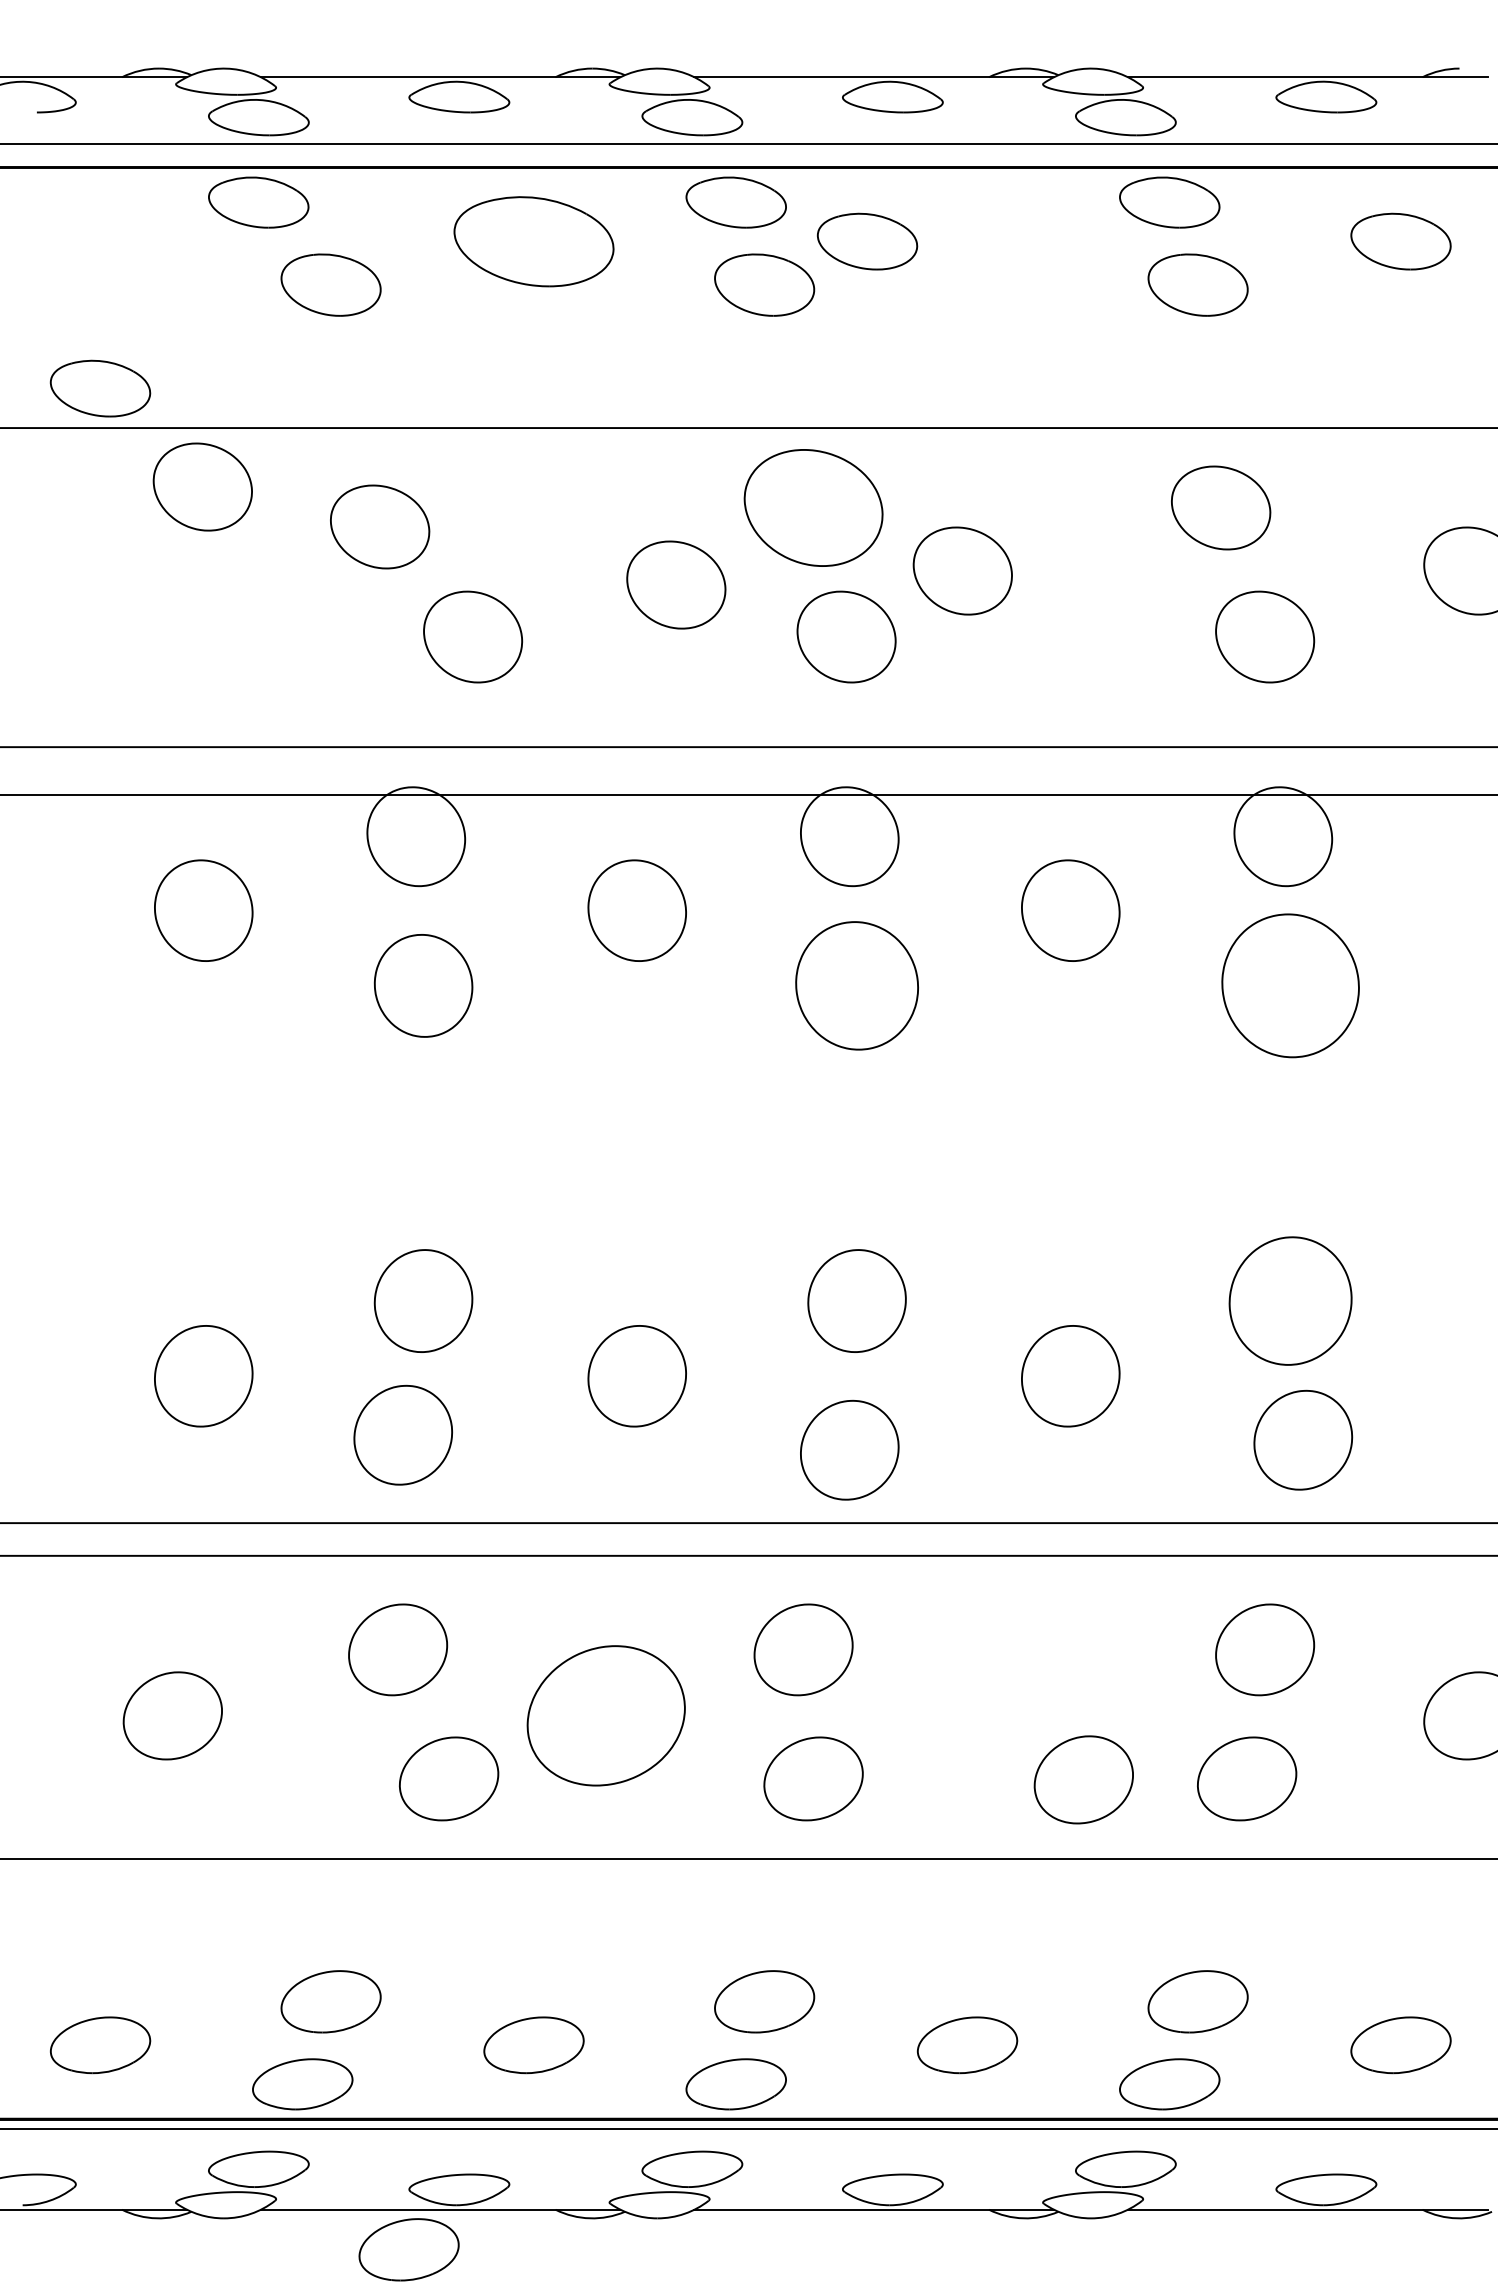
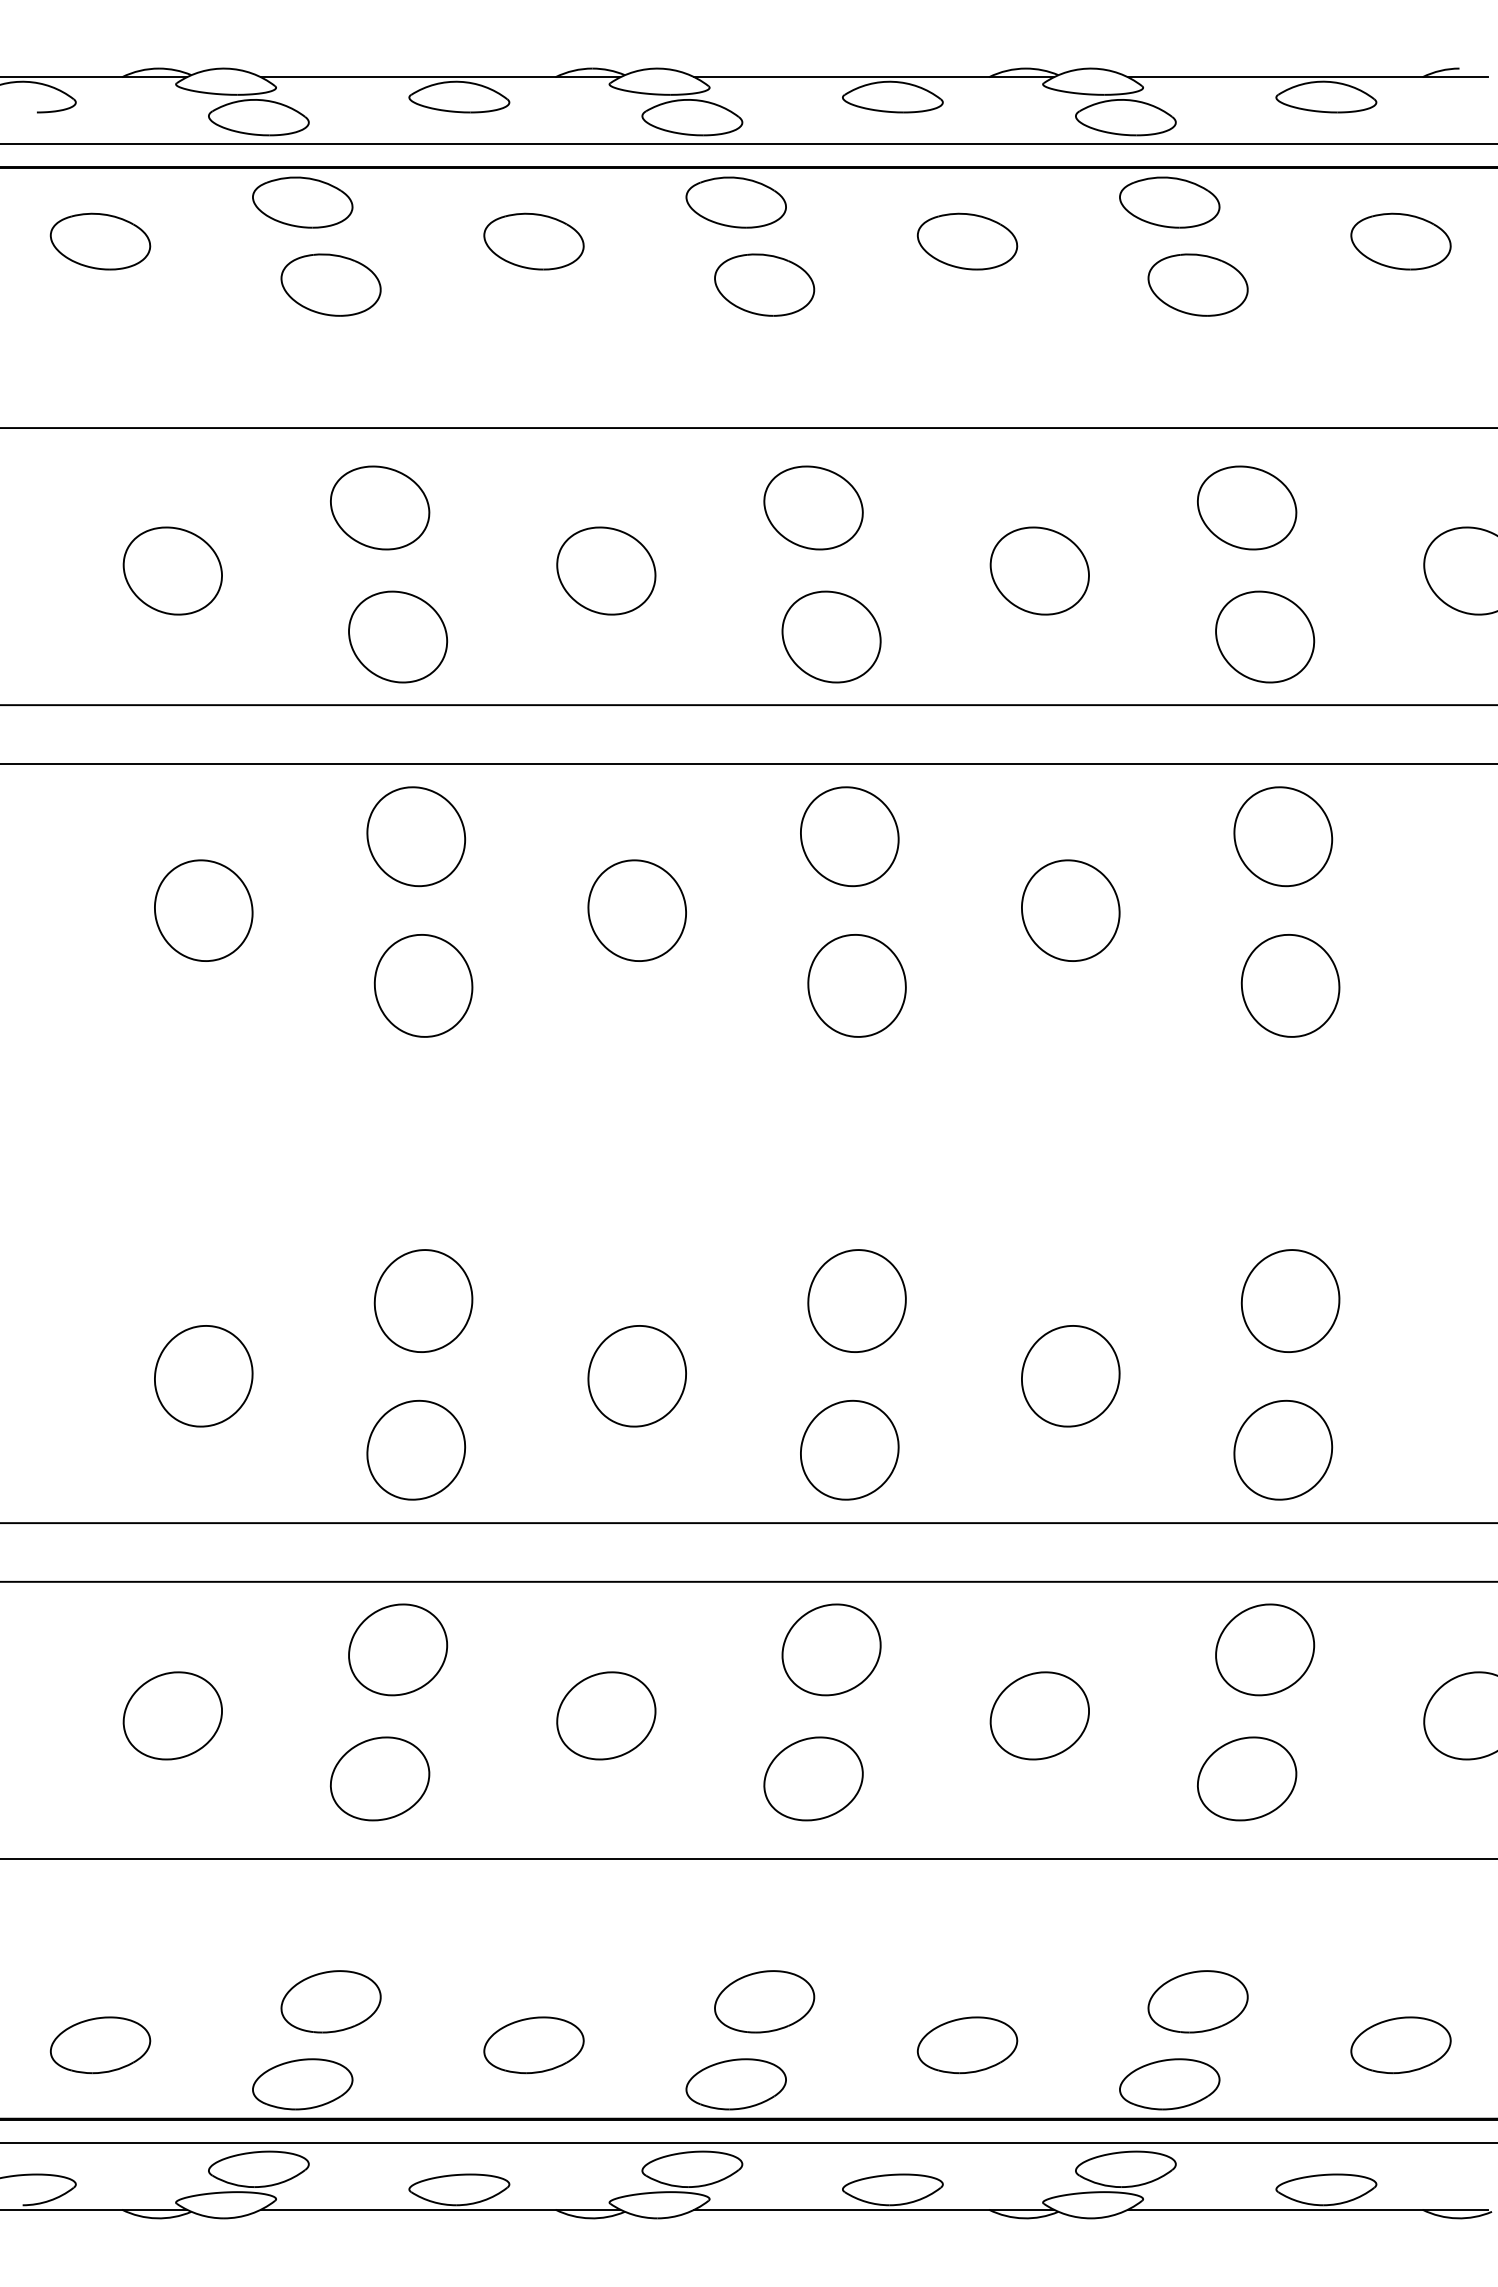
part position: (258, 202) -> (302, 202) (302, 202)
part size: 162x92 px -> 102x59 px (533, 241)
part position: (867, 241) -> (967, 241) (967, 241)
part position: (100, 388) -> (100, 241) (100, 241)
part position: (202, 486) -> (172, 570) (172, 570)
part size: 141x118 px -> 101x86 px (813, 507)
part position: (1221, 507) -> (1247, 507) (1247, 507)
part position: (380, 526) -> (380, 507) (380, 507)
part position: (962, 570) -> (1039, 570) (1039, 570)
part position: (676, 584) -> (606, 570) (606, 570)
part position: (473, 636) -> (398, 636) (398, 636)
part position: (846, 636) -> (831, 636) (831, 636)
line position: (748, 747) -> (748, 705) (748, 705)
line position: (748, 794) -> (748, 763) (748, 763)
part size: 124x130 px -> 100x104 px (856, 985)
part size: 139x146 px -> 101x104 px (1290, 985)
part size: 125x130 px -> 101x104 px (1290, 1300)
part position: (402, 1434) -> (415, 1449) (415, 1449)
part position: (1303, 1439) -> (1283, 1449) (1283, 1449)
line position: (748, 1555) -> (748, 1581) (748, 1581)
part position: (803, 1649) -> (831, 1649) (831, 1649)
part size: 160x142 px -> 101x90 px (606, 1715)
part position: (448, 1778) -> (379, 1778) (379, 1778)
part position: (1083, 1779) -> (1039, 1715) (1039, 1715)
line position: (748, 2129) -> (748, 2143) (748, 2143)
part: present -> none (408, 2249)
